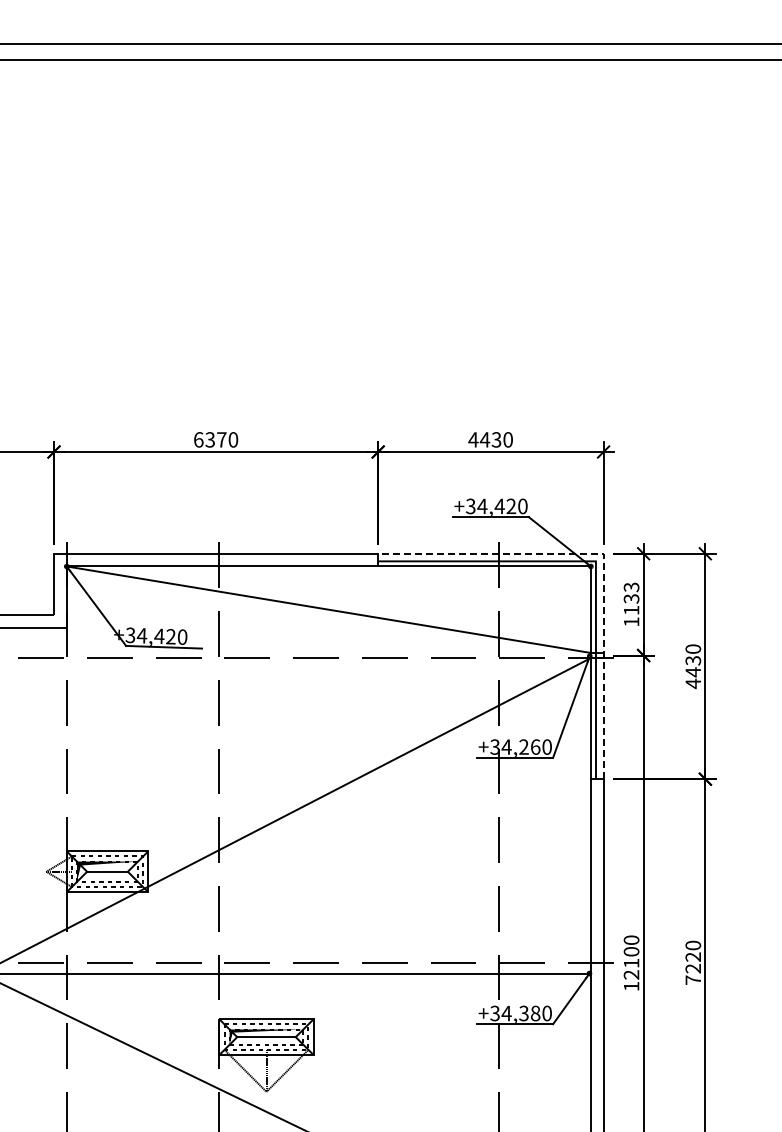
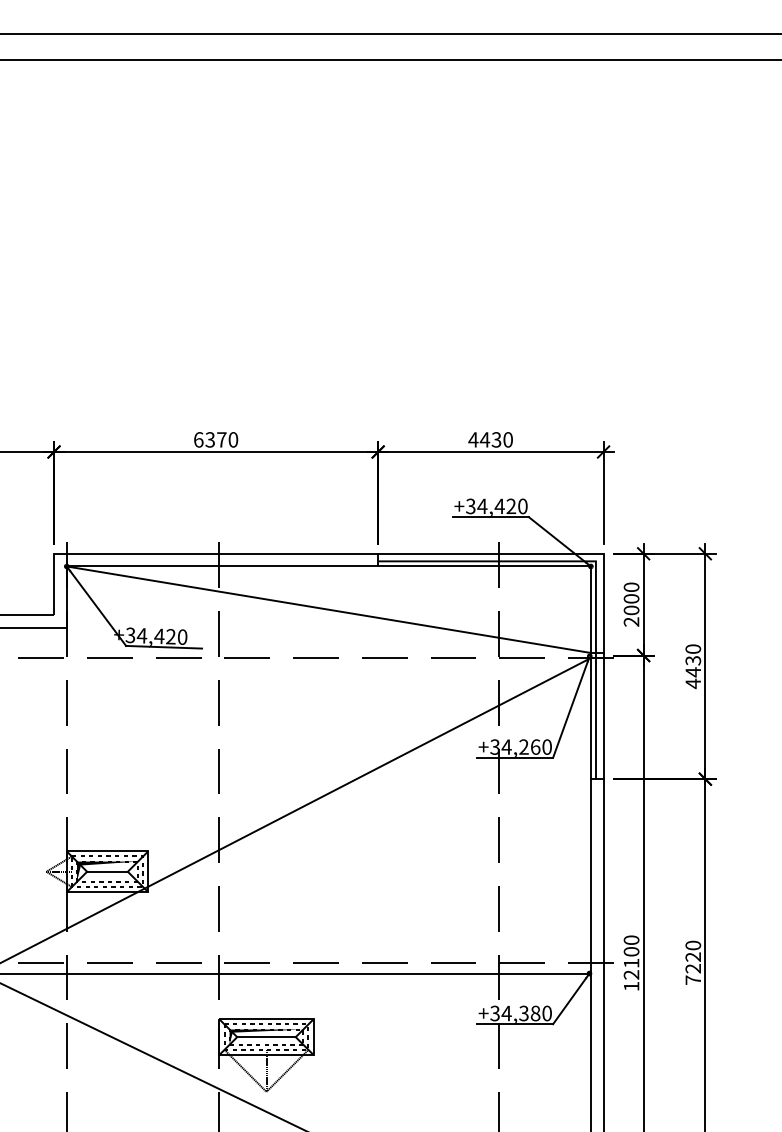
line position: (390, 43) -> (390, 33) (390, 33)
line: dashed -> solid (603, 553)
text: 1133 -> 2000 (631, 604)
